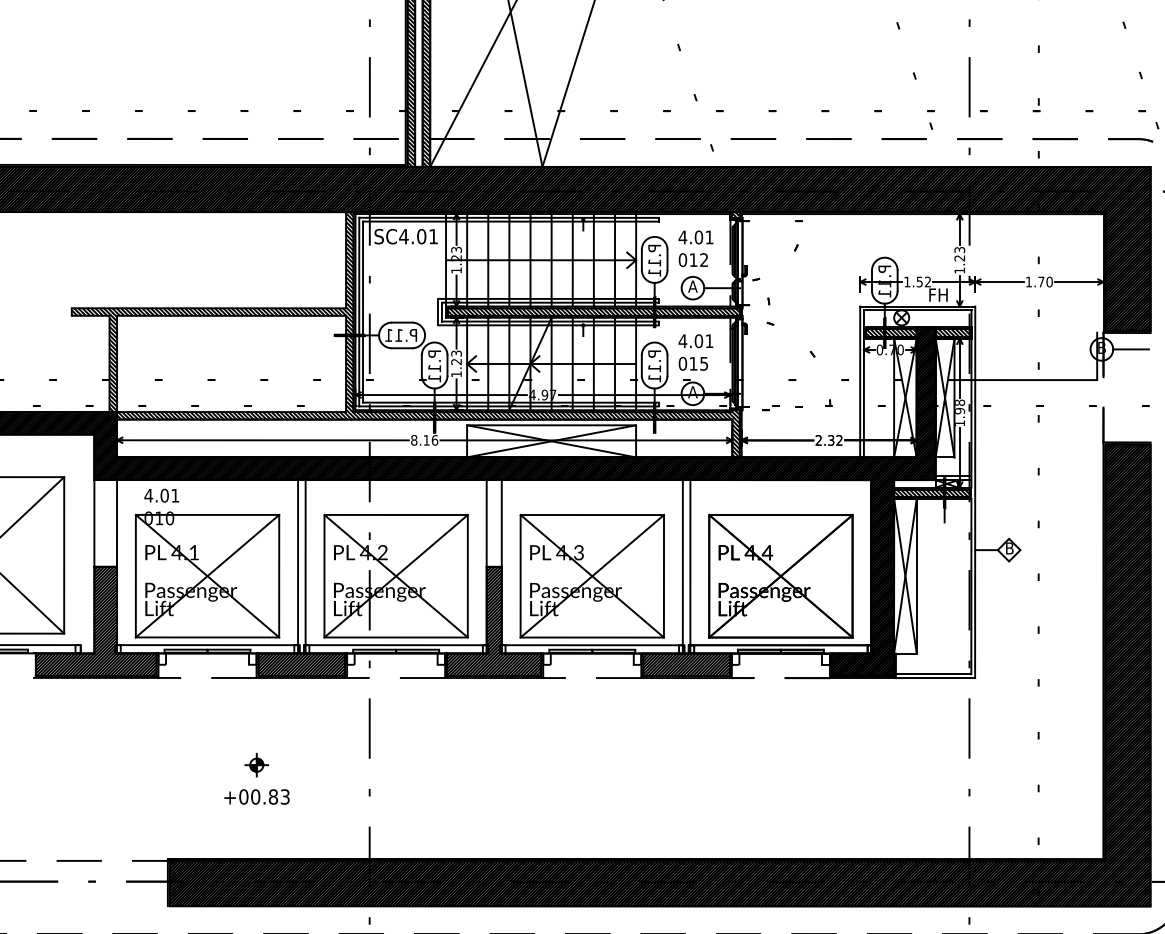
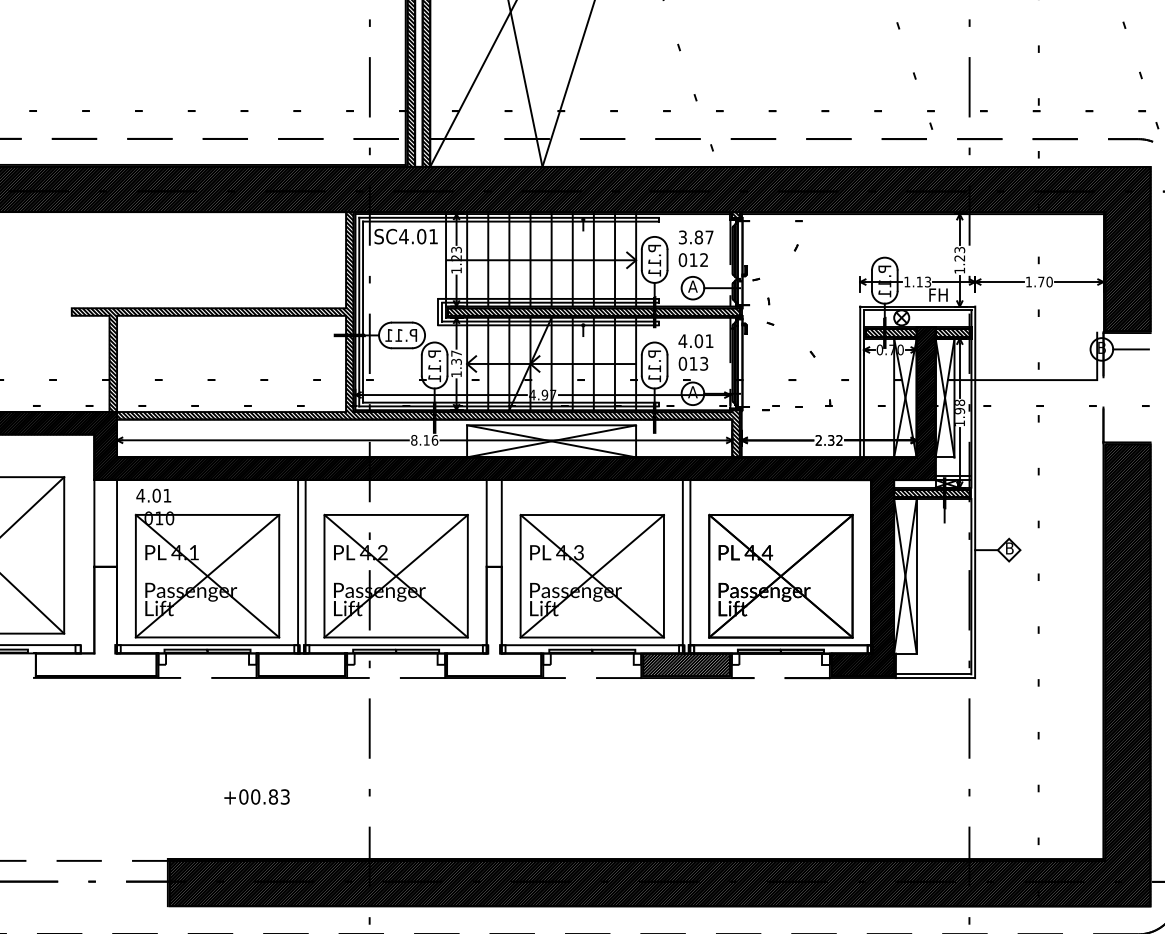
text: 4.01 -> 3.87 (695, 237)
text: 1.52 -> 1.13 (923, 281)
text: 1.23 -> 1.37 (456, 357)
text: 015 -> 013 (704, 362)
text position: (161, 495) -> (153, 495) (153, 495)
hatch: present -> none (95, 621)
hatch: present -> none (494, 621)
hatch: present -> none (301, 664)
part: present -> none (256, 765)
